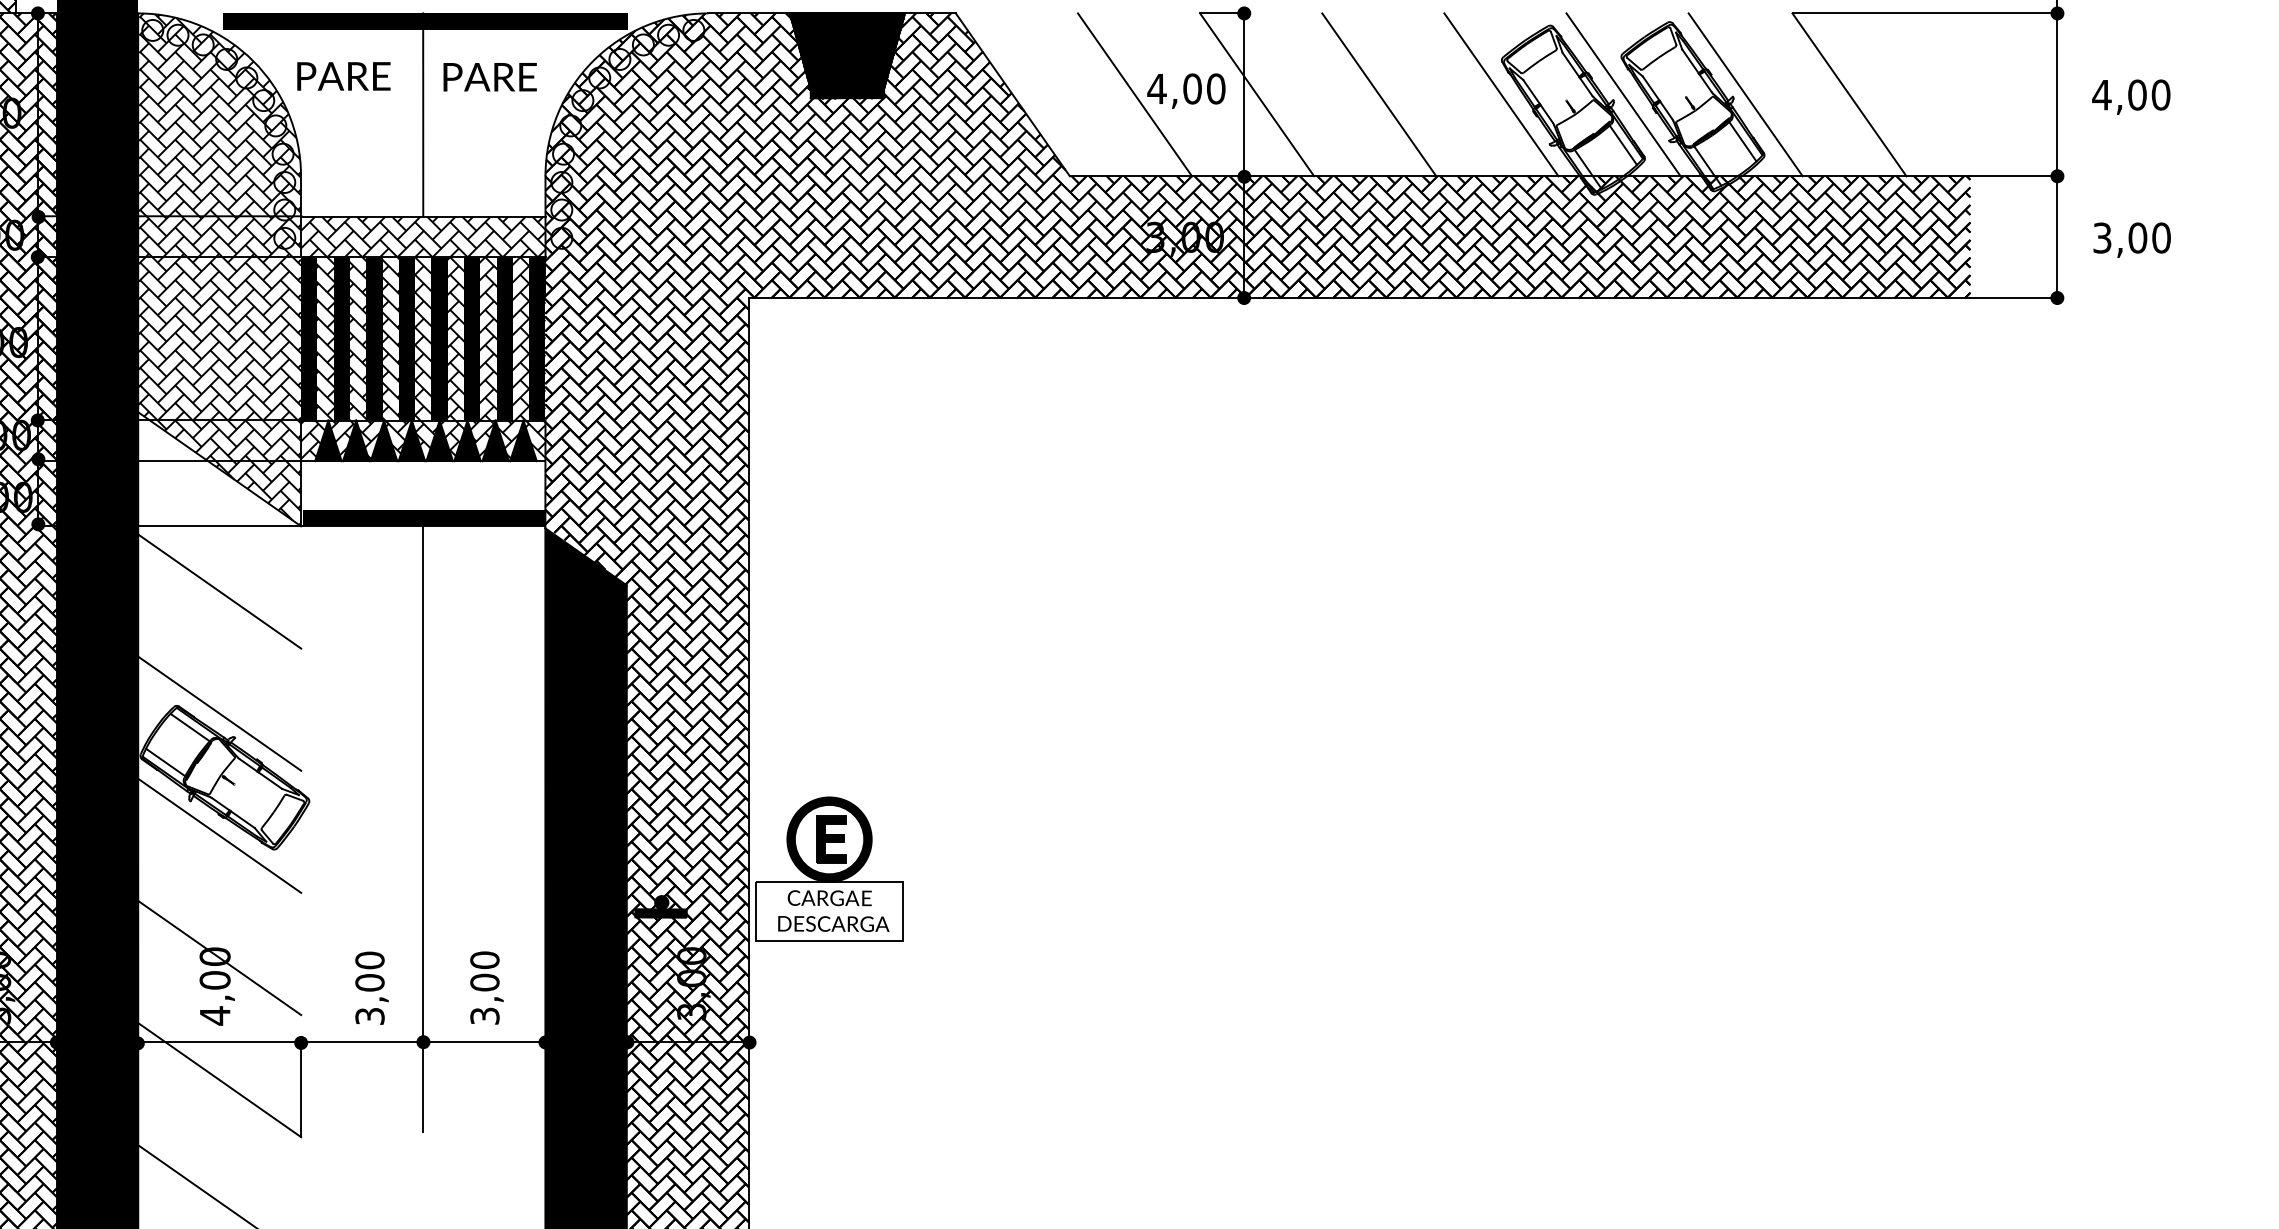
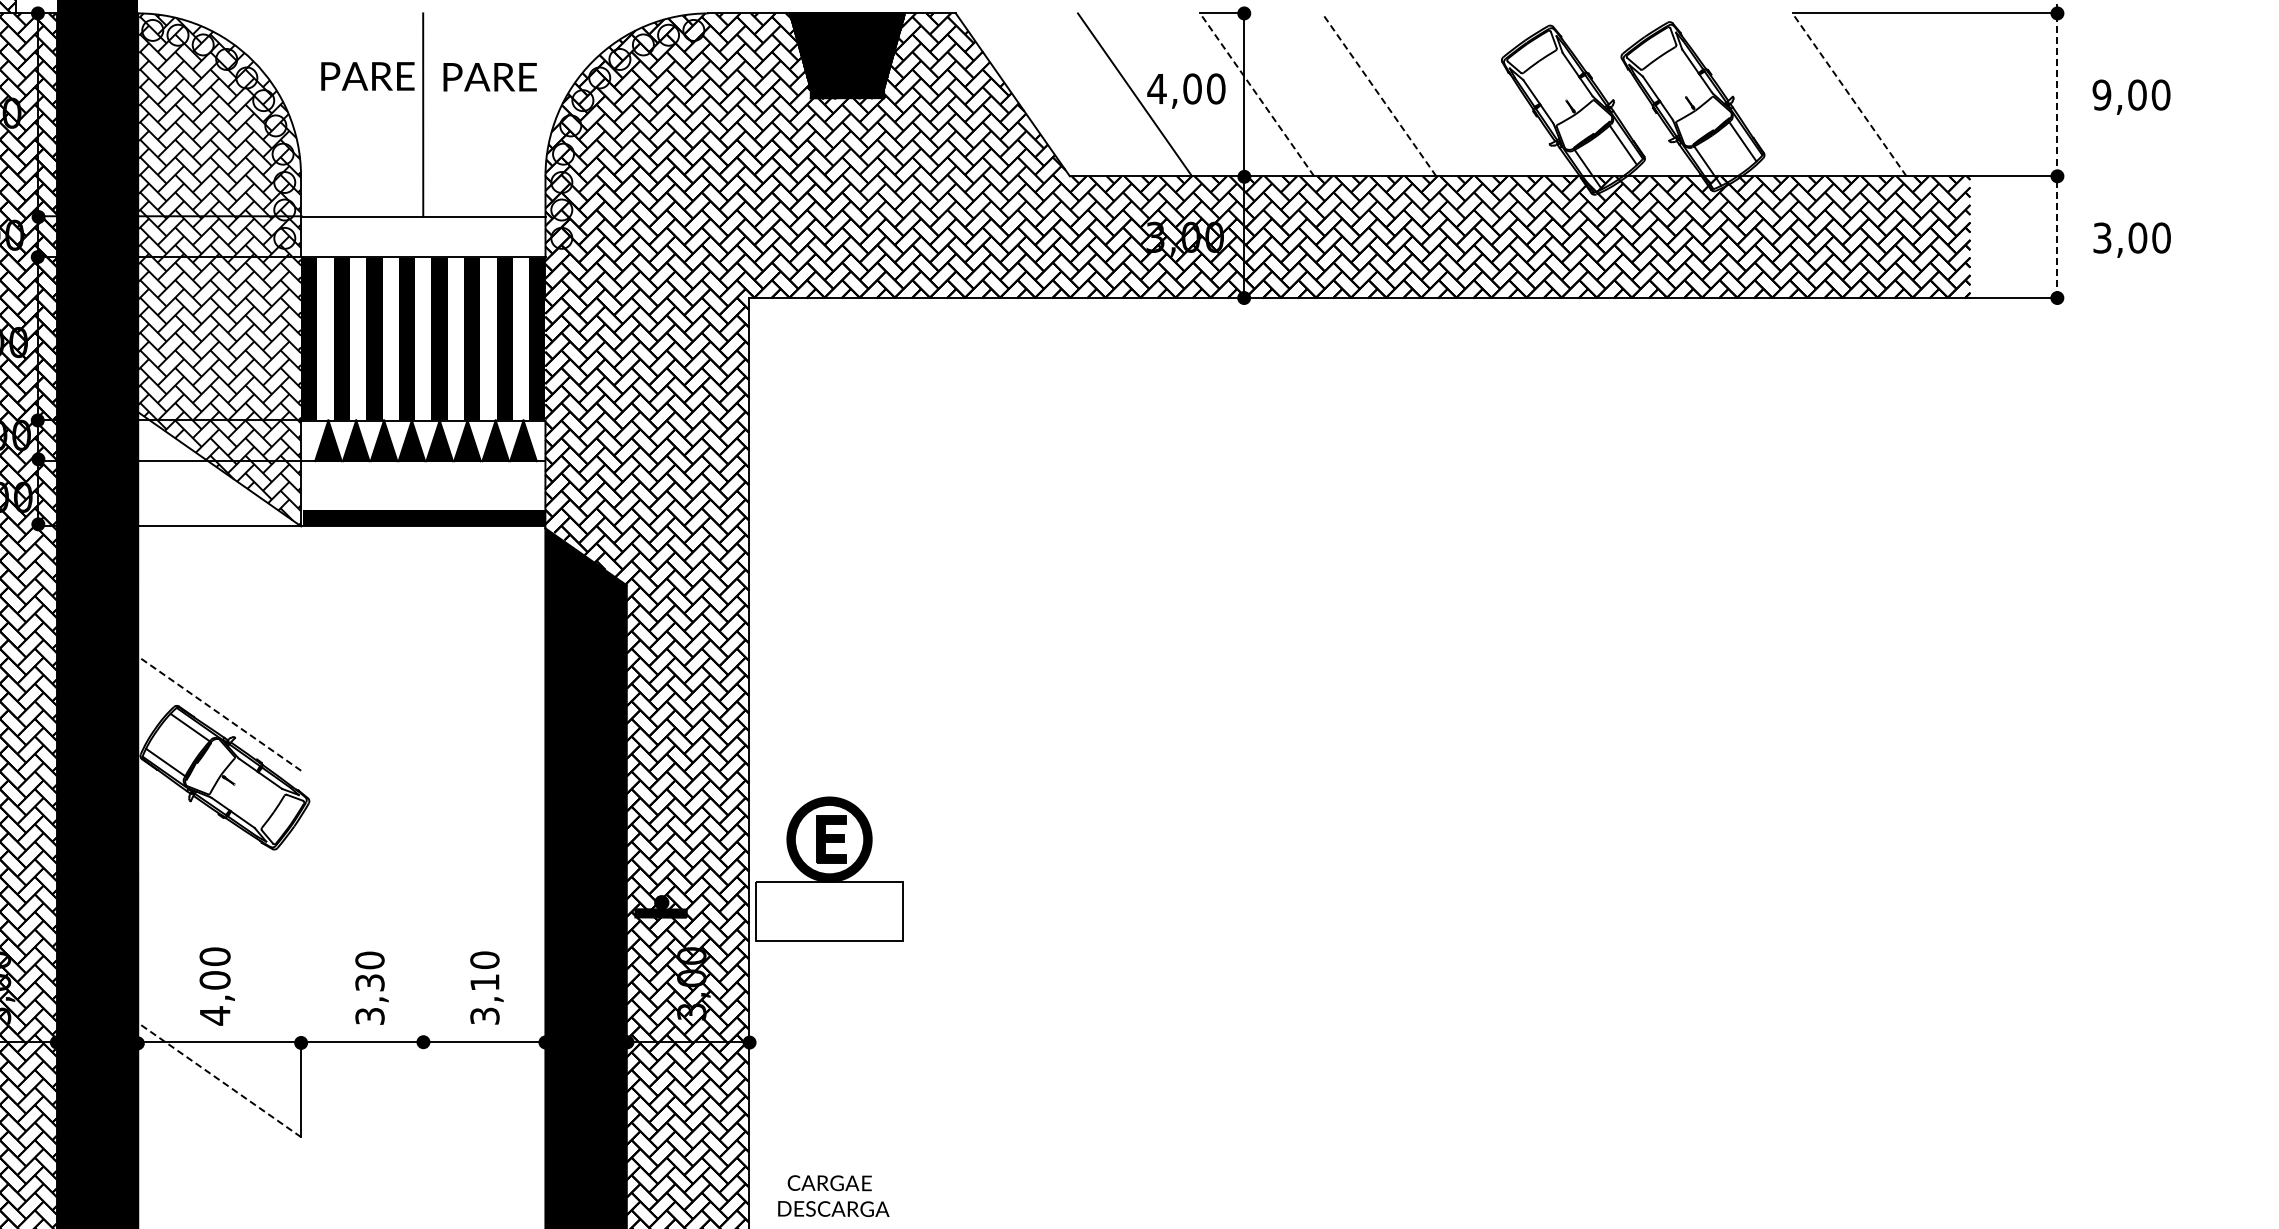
fill: present -> none (424, 21)
text position: (343, 76) -> (367, 76) (367, 76)
line: solid -> dashed (1256, 94)
line: solid -> dashed (1379, 94)
line: present -> none (1501, 94)
line: present -> none (1623, 94)
line: present -> none (1745, 94)
line: solid -> dashed (1849, 94)
text: 4,00 -> 9,00 (2101, 94)
line: solid -> dashed (2057, 149)
hatch: present -> none (422, 338)
line: present -> none (219, 591)
line: solid -> dashed (219, 713)
line: present -> none (423, 826)
line: present -> none (219, 835)
text position: (833, 910) -> (833, 1195) (833, 1195)
line: present -> none (219, 957)
text: 3,00 -> 3,30 (369, 982)
text: 3,00 -> 3,10 (484, 982)
line: solid -> dashed (219, 1079)
line: present -> none (195, 1185)
